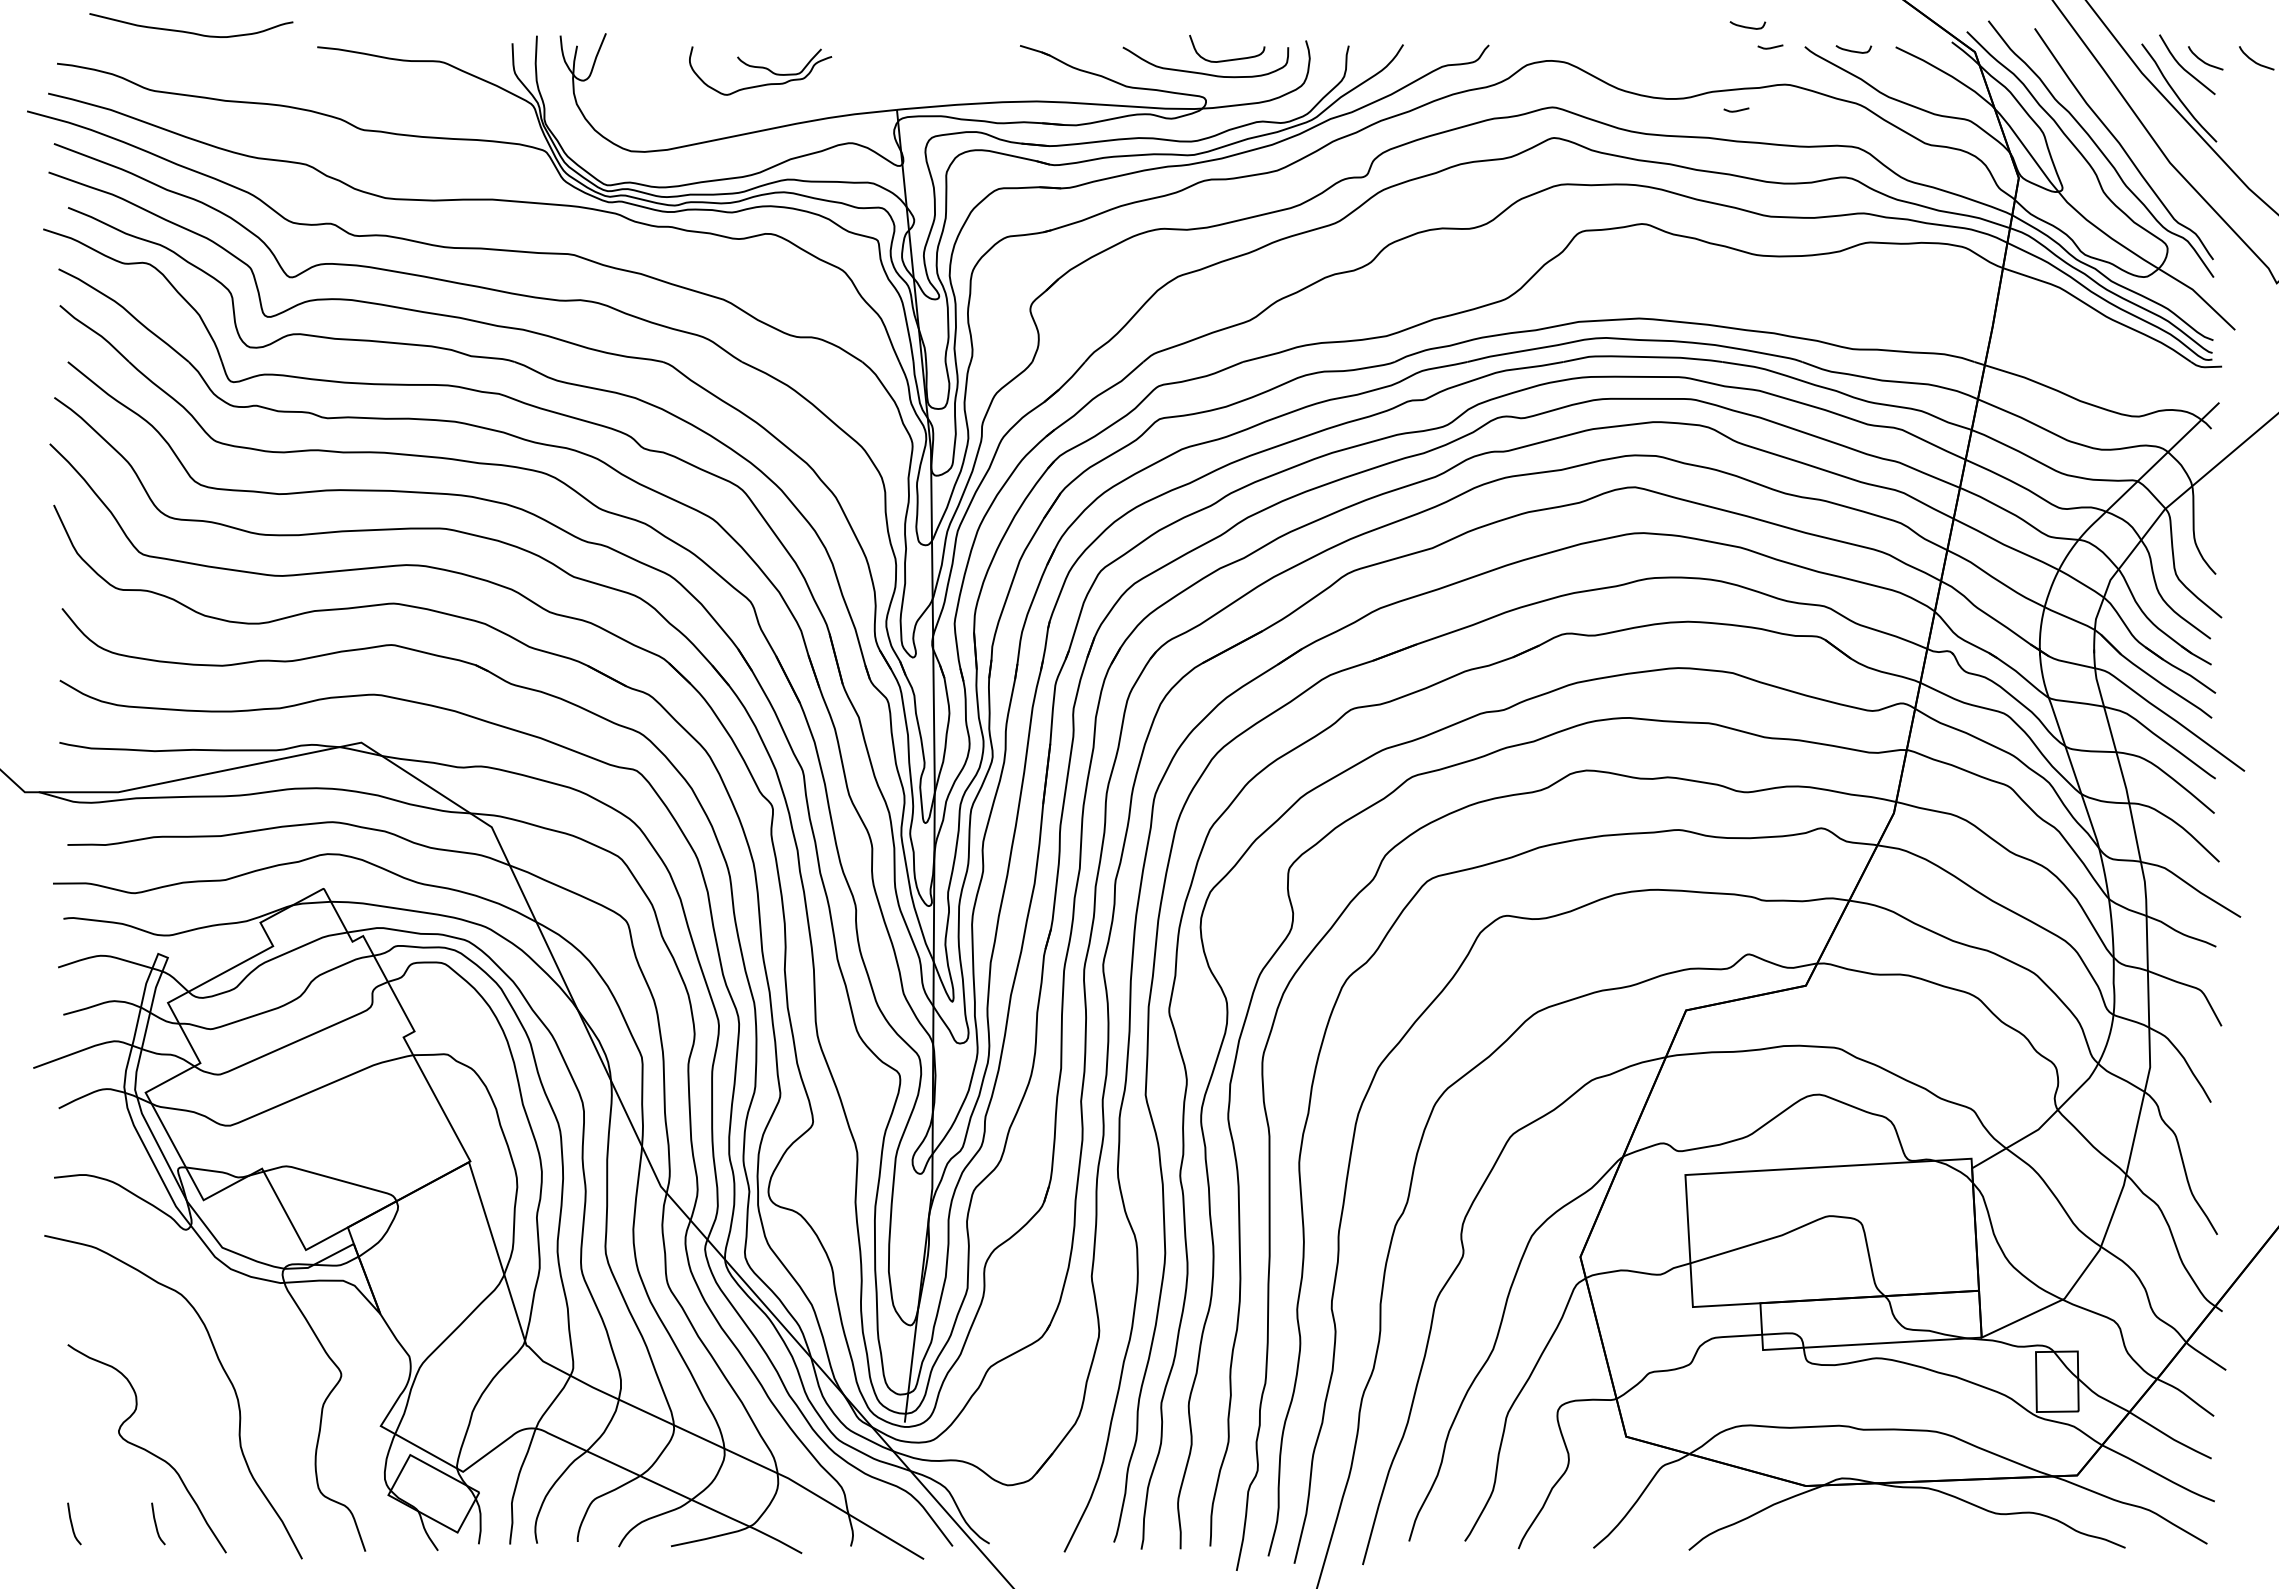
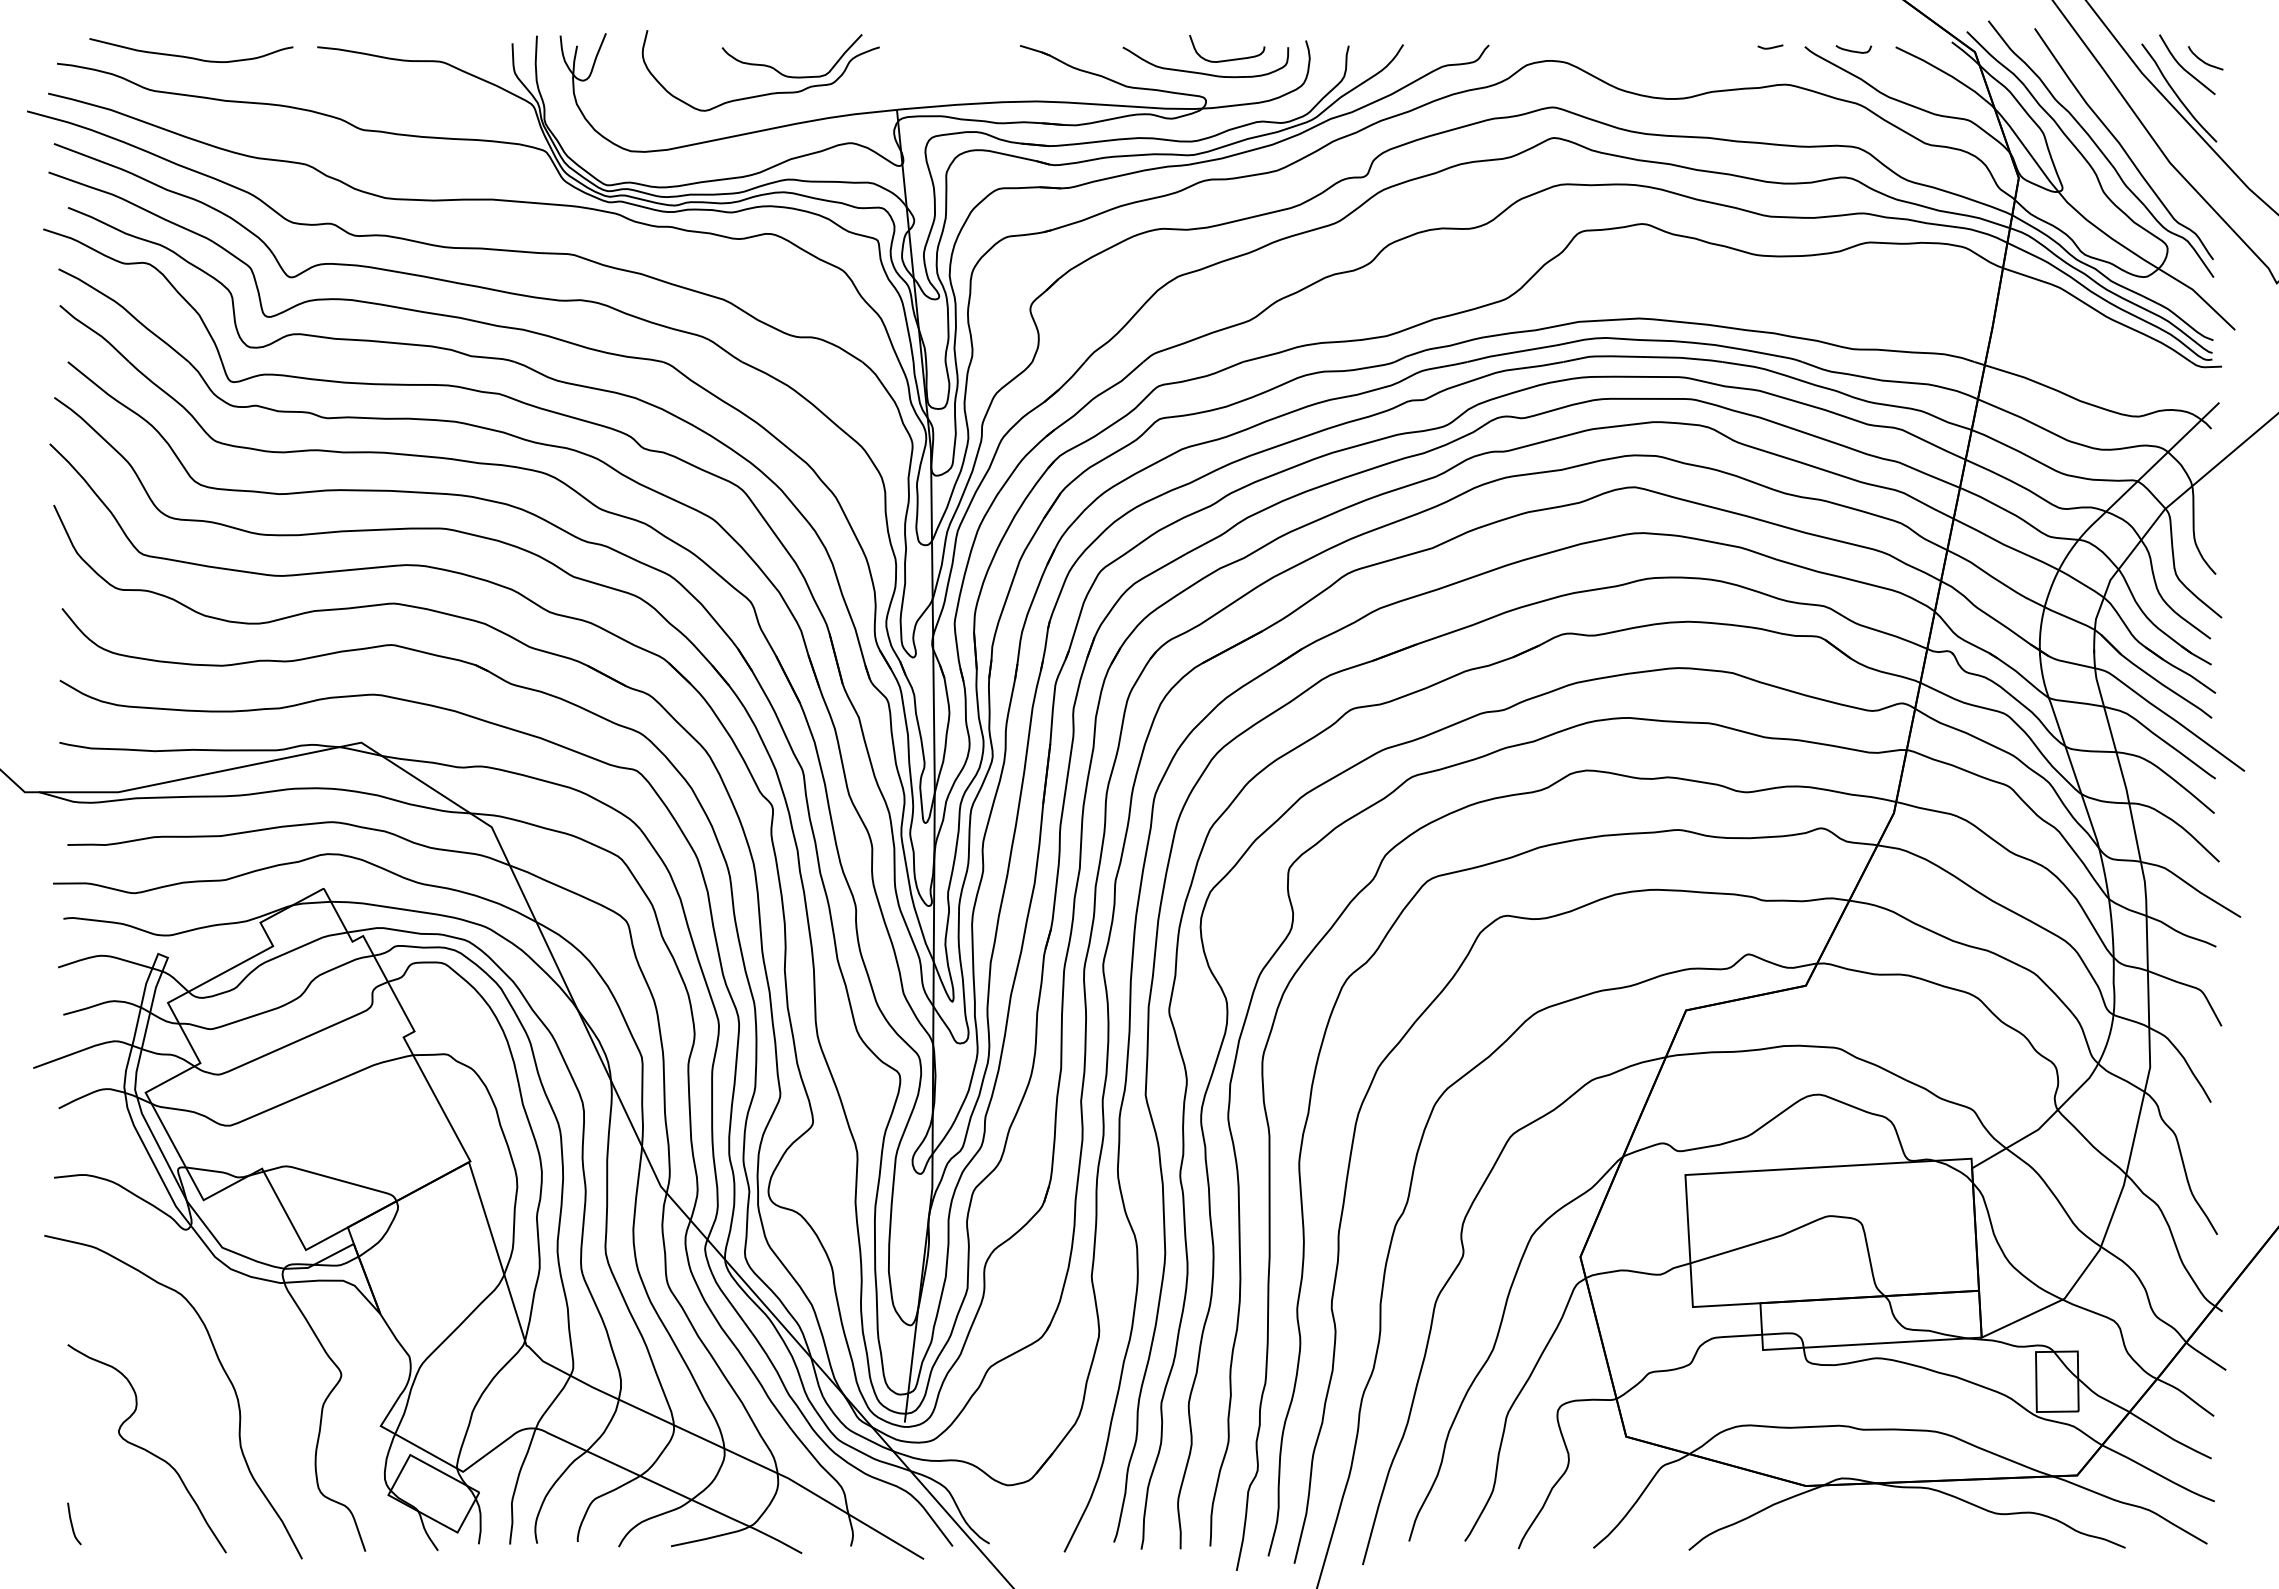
curve: present -> none (1747, 26)
curve position: (189, 31) -> (189, 56) (189, 56)
curve: present -> none (2254, 60)
part size: 144x50 px -> 239x82 px (760, 70)
line: present -> none (1736, 110)
curve: present -> none (156, 1523)
